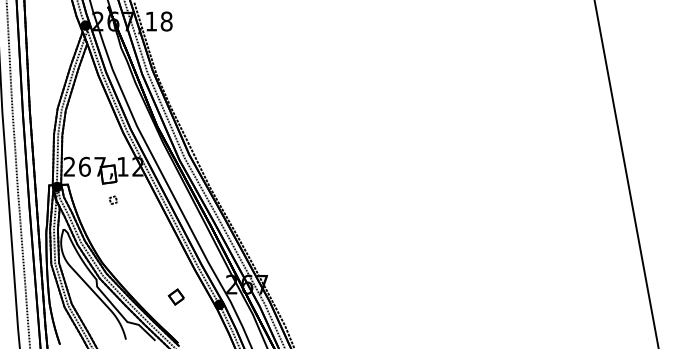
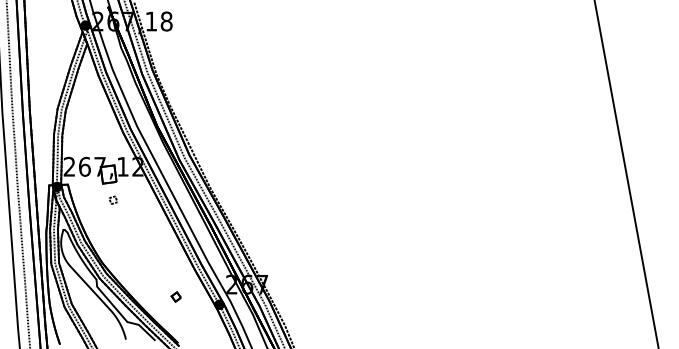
part size: 18x18 px -> 12x12 px (175, 296)
